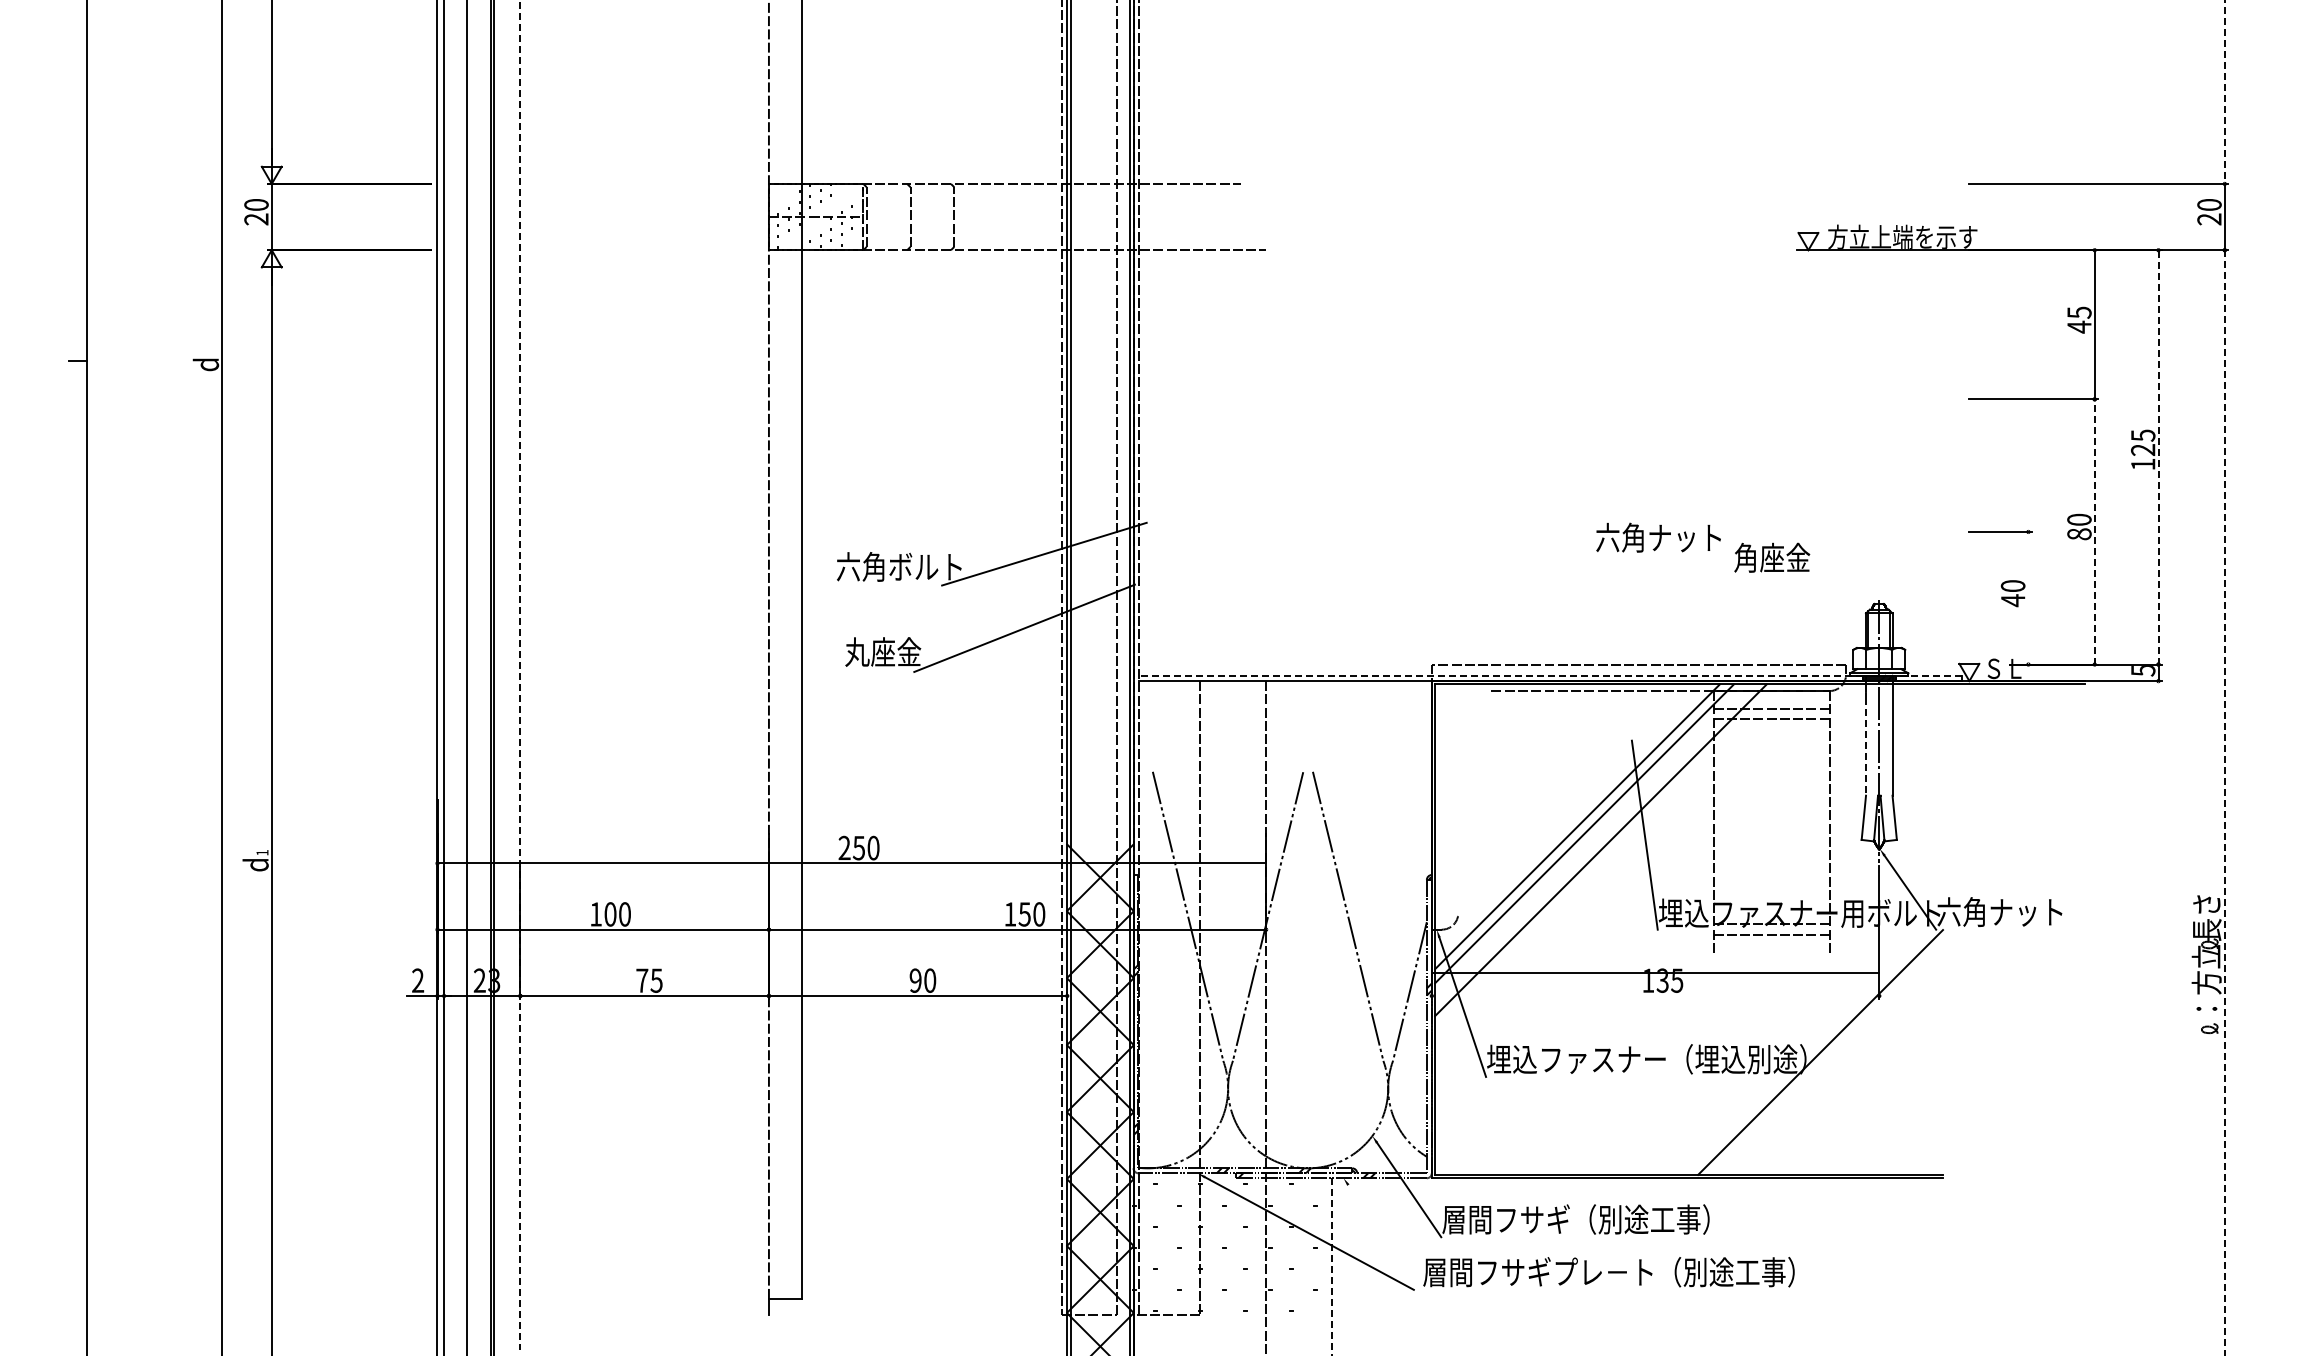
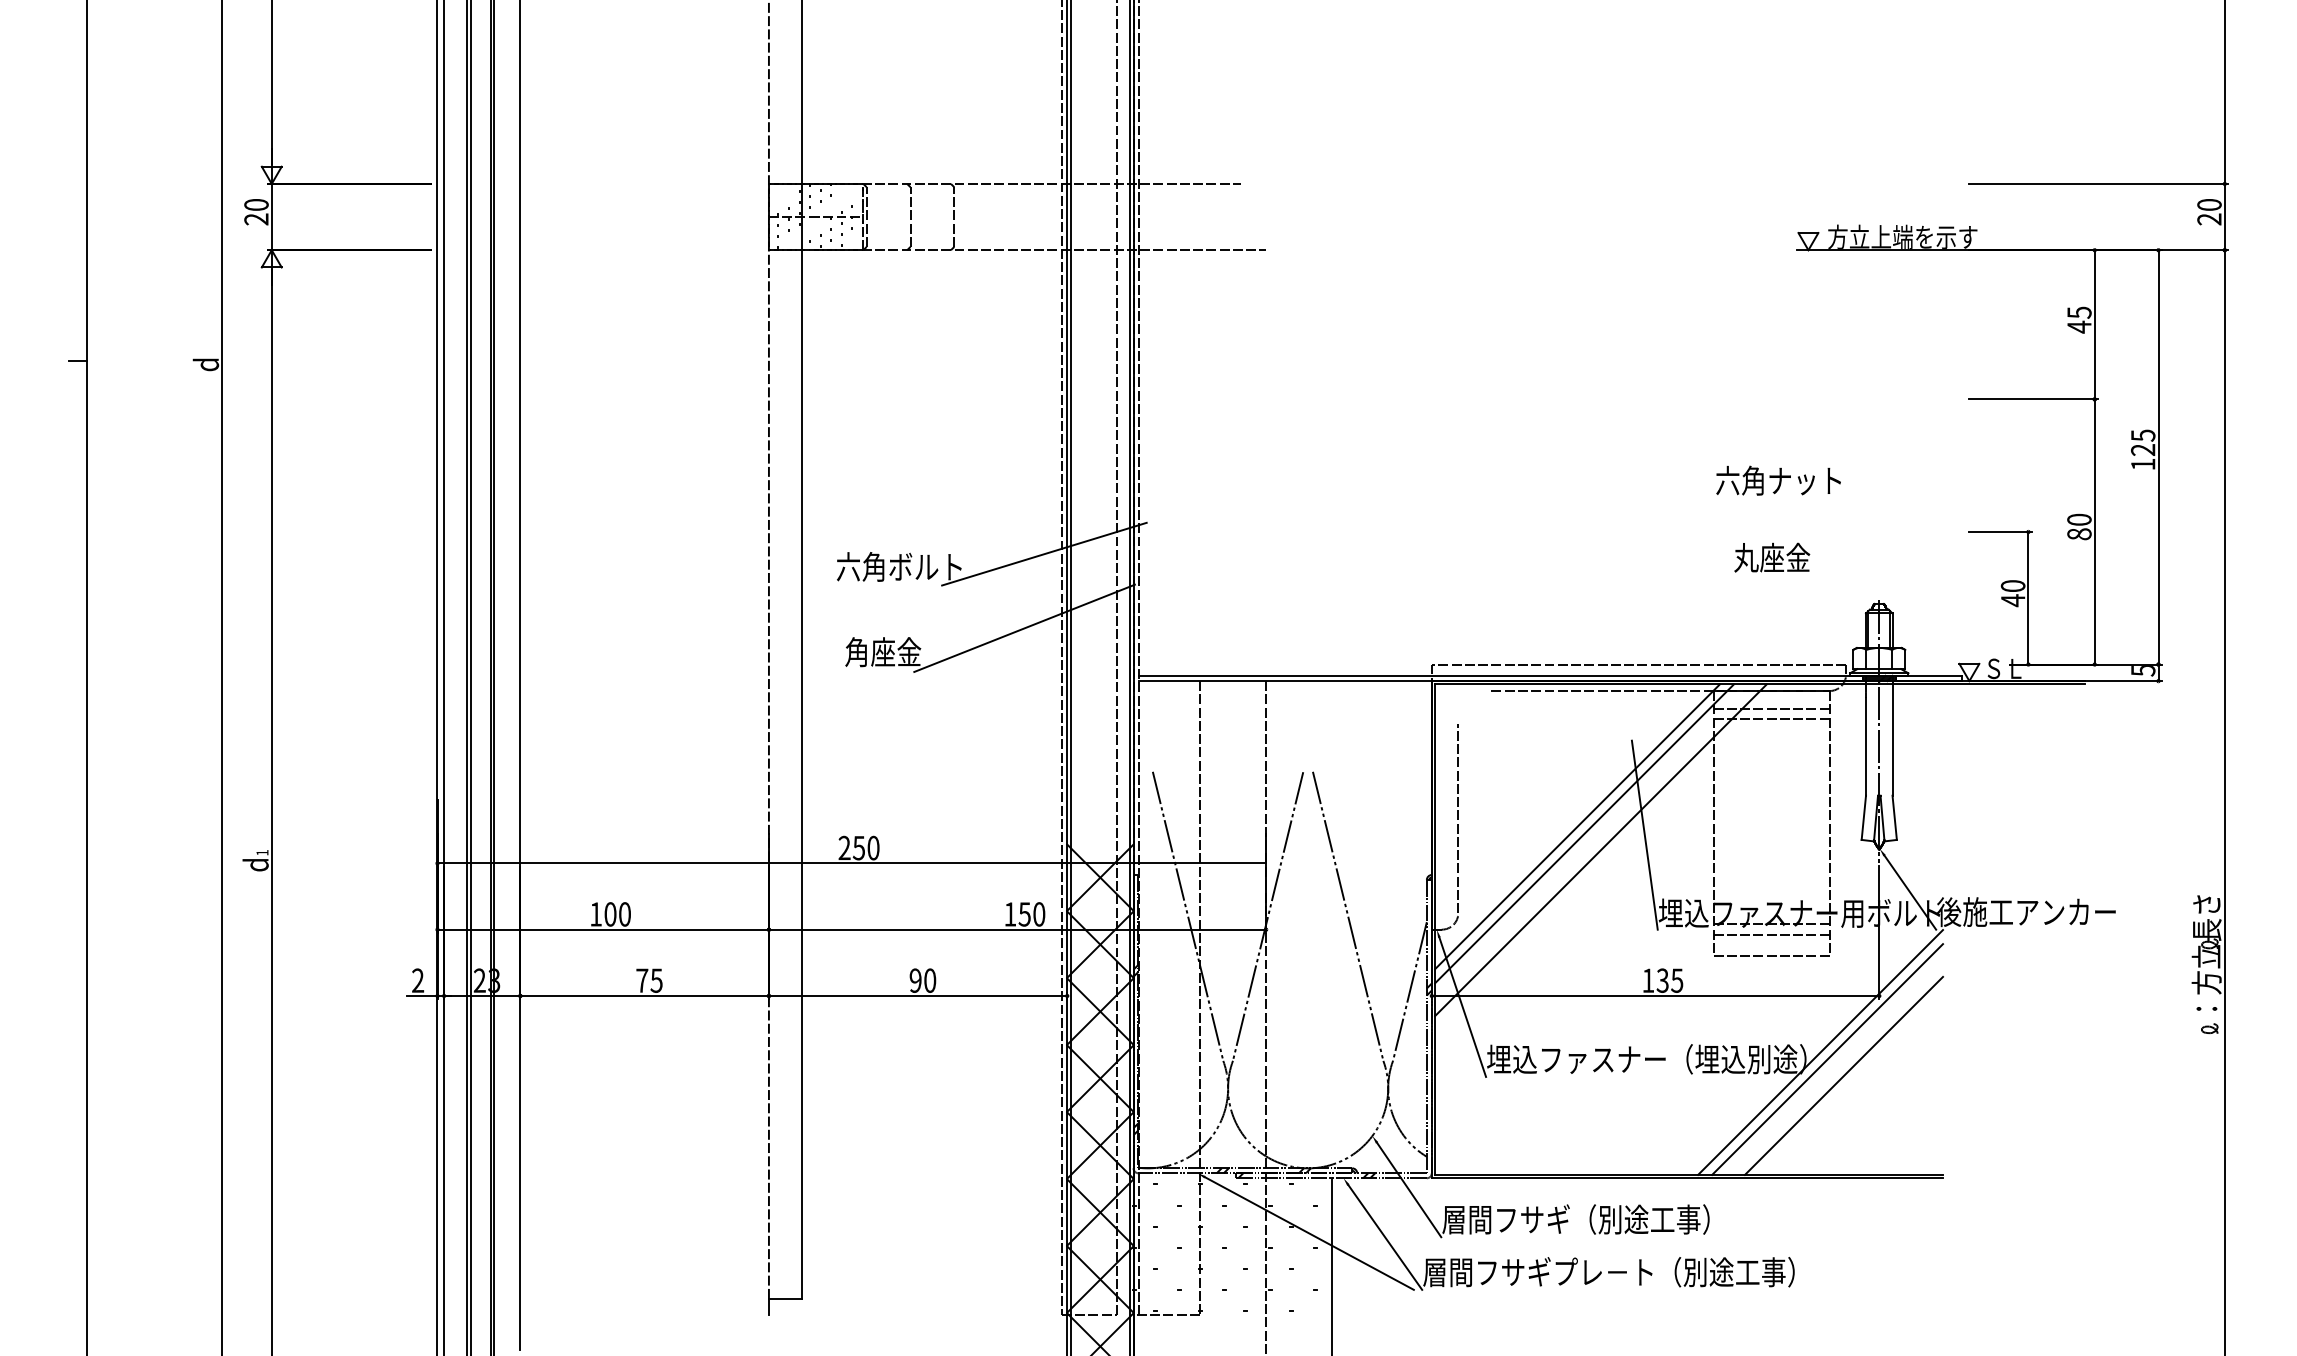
line: dashed -> solid (2224, 92)
line: dashed -> solid (2158, 456)
line: dashed -> solid (2094, 531)
text position: (1658, 537) -> (1778, 480) (1778, 480)
text: 角座金 -> 丸座金 (1746, 557)
line: none -> present (2028, 597)
text: 丸座金 -> 角座金 (857, 652)
line: dashed -> solid (520, 675)
line: dashed -> solid (1550, 675)
line: none -> present (470, 677)
line: dashed -> solid (1866, 747)
line: dashed -> solid (2224, 803)
line: none -> present (1458, 818)
text: 六角ナット -> 後施工アンカー (2026, 912)
line: none -> present (1771, 956)
line position: (1655, 972) -> (1655, 995) (1655, 995)
line: none -> present (1827, 1059)
line: none -> present (1843, 1075)
line: none -> present (1385, 1237)
line: dashed -> solid (1332, 1267)
